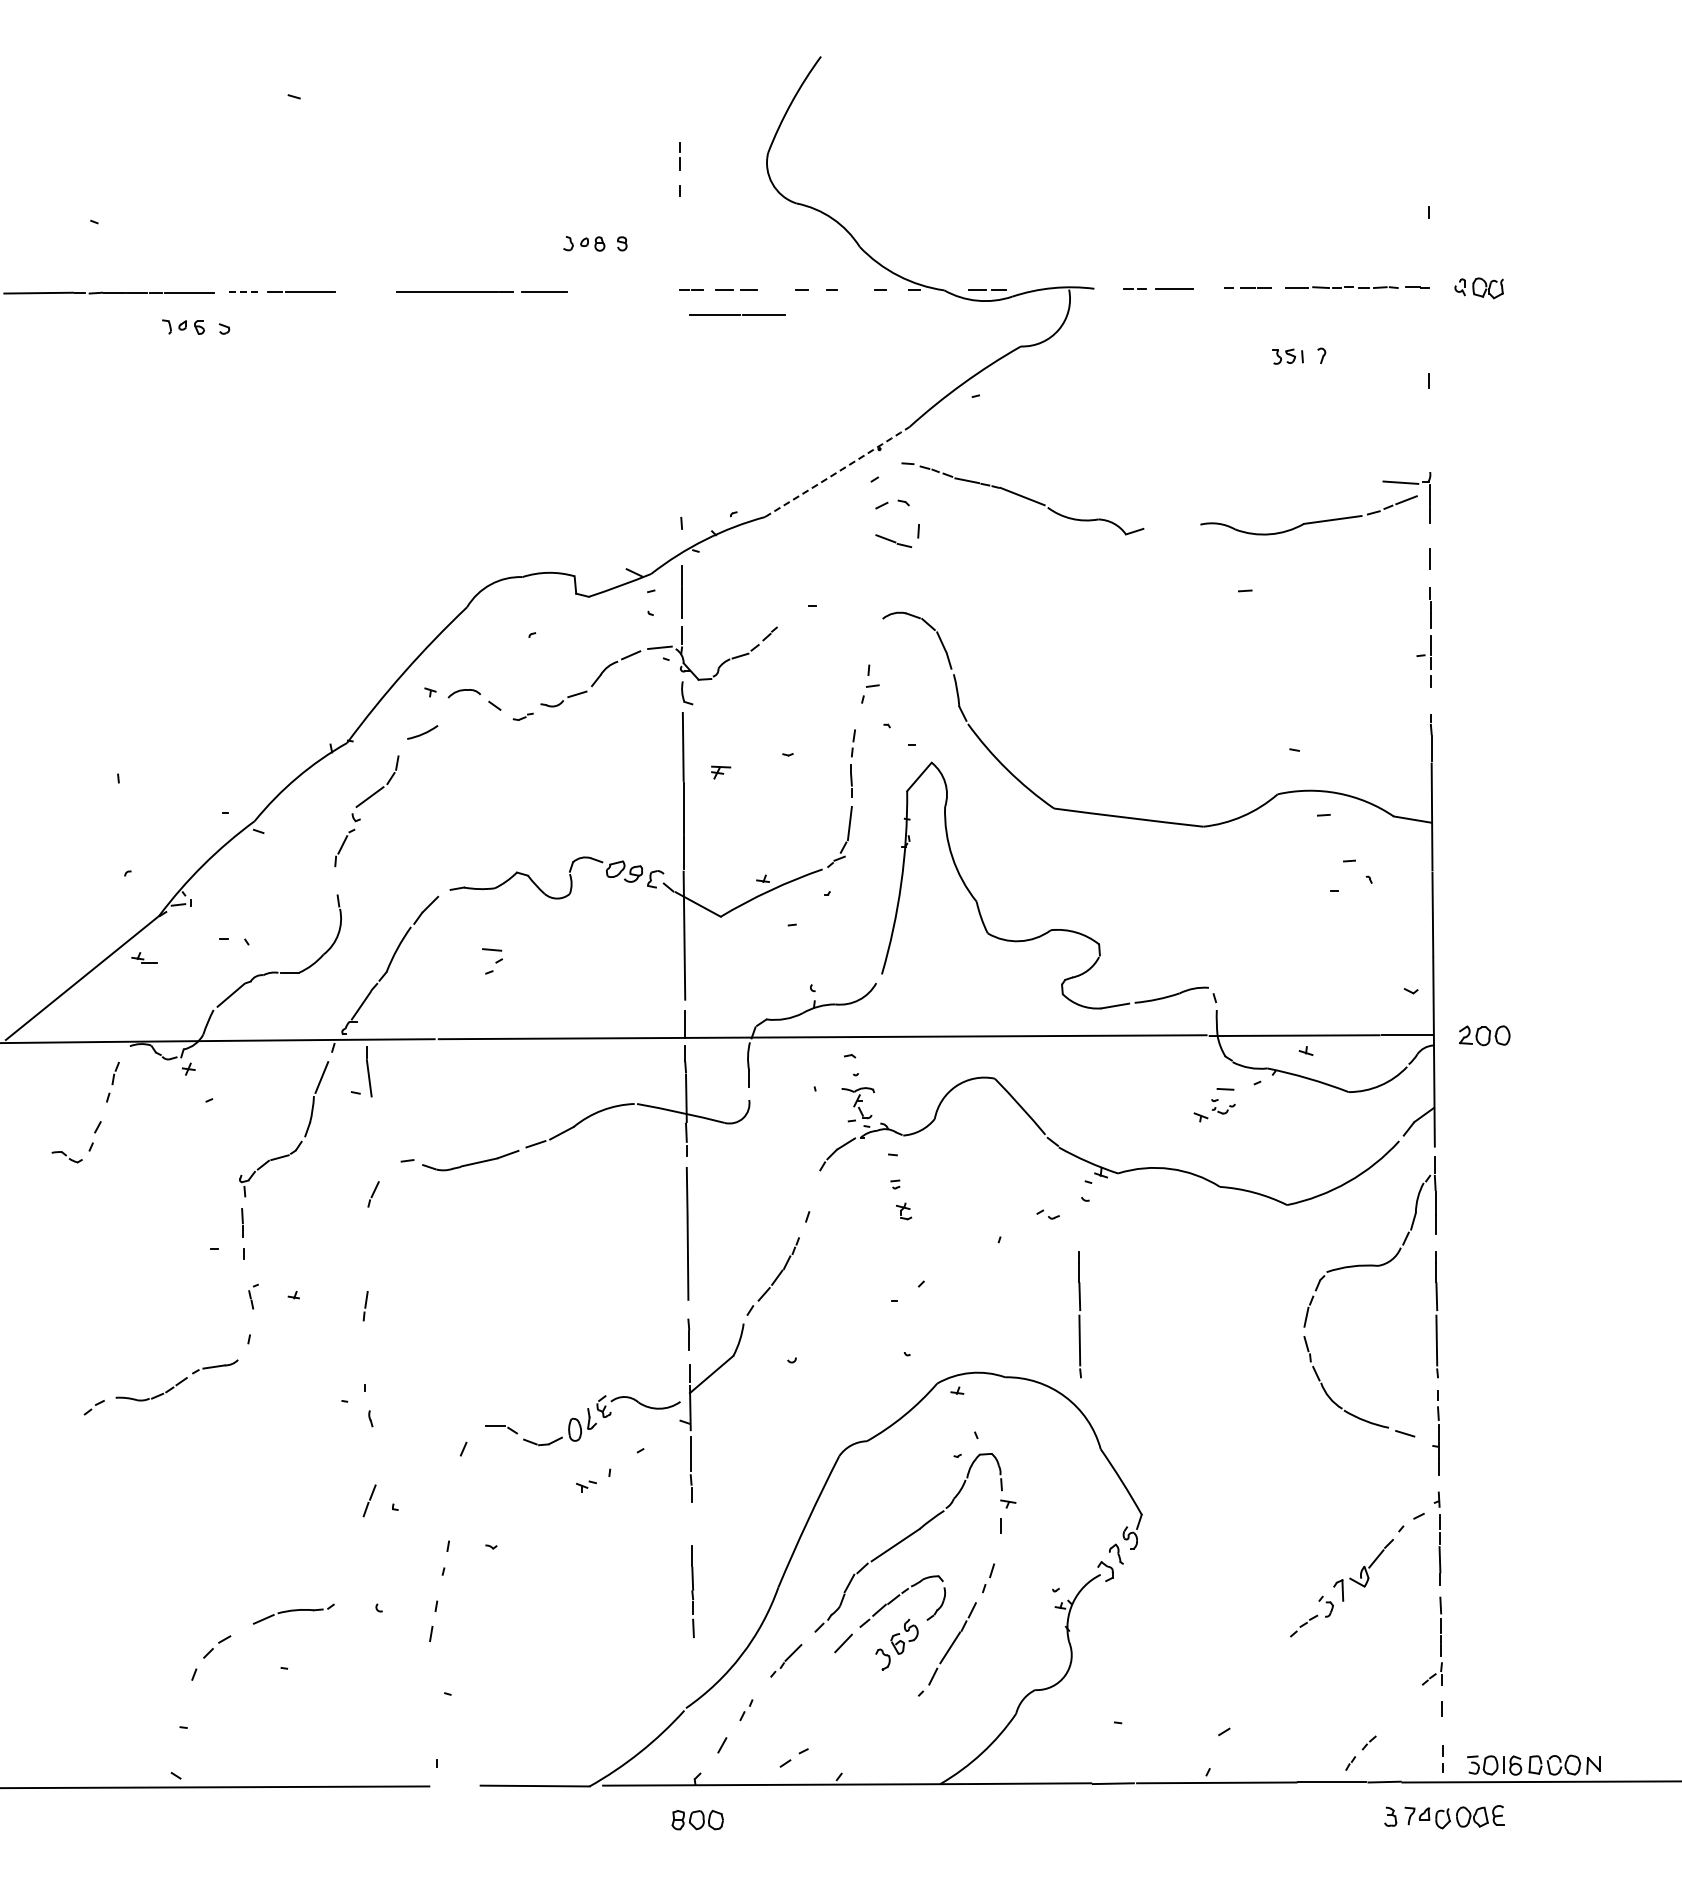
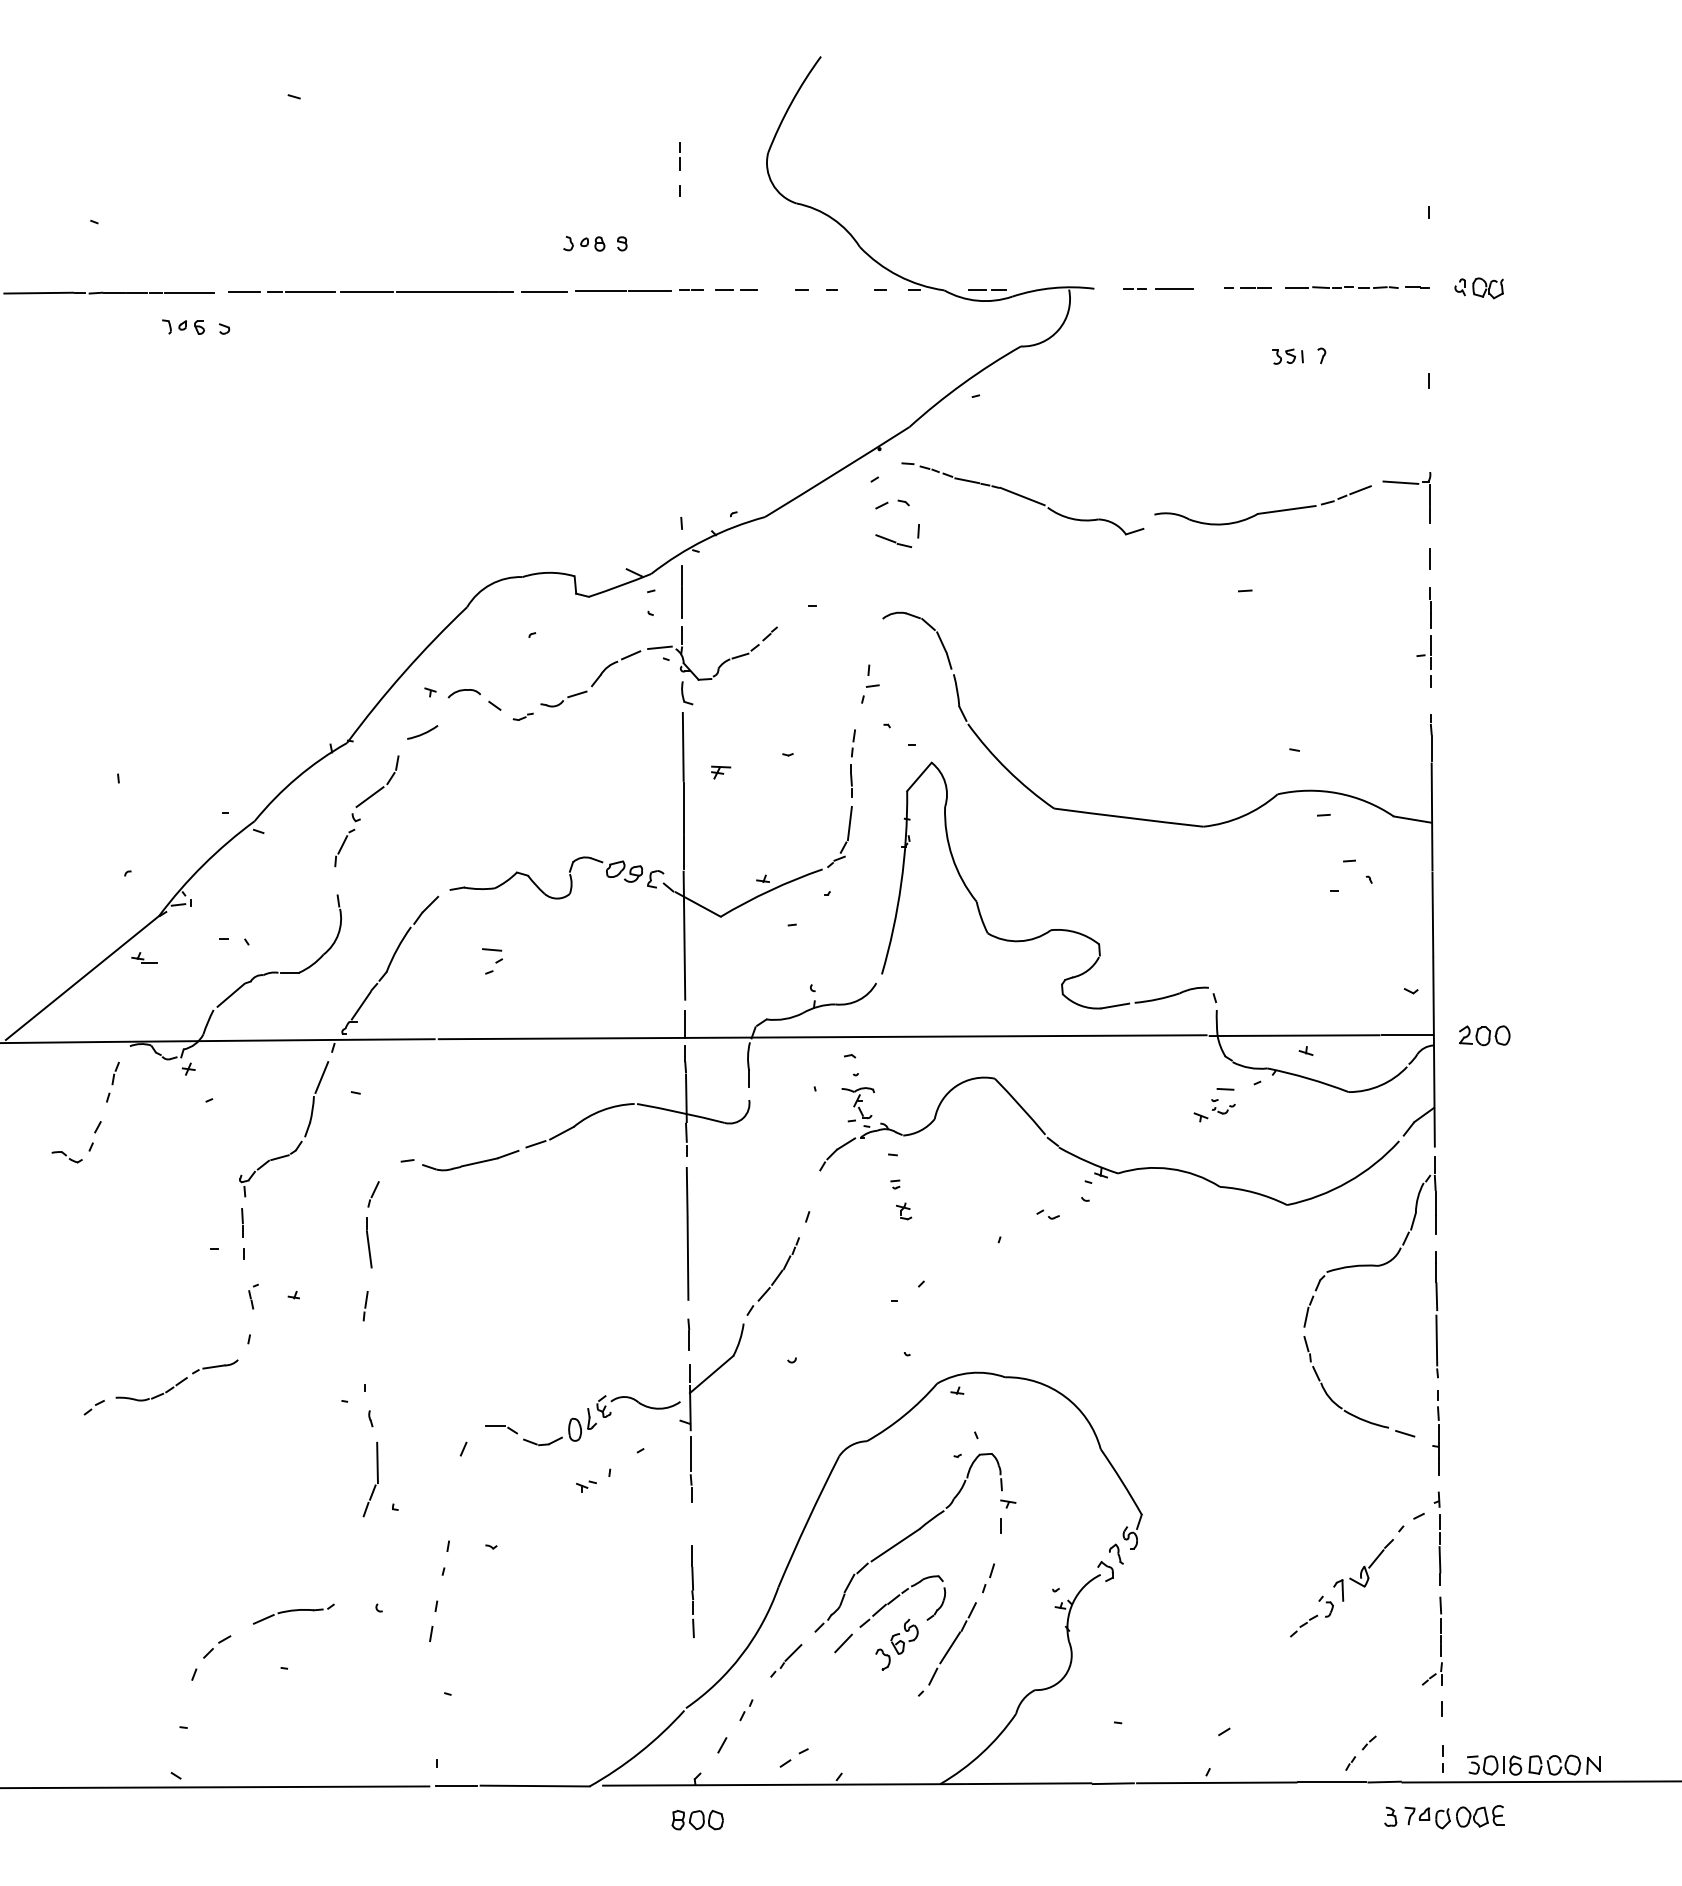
line: dashed -> solid (244, 291)
line: none -> present (366, 291)
line position: (737, 314) -> (623, 290) (623, 290)
arc: dashed -> solid (837, 472)
part position: (1308, 522) -> (1262, 512) (1262, 512)
part position: (369, 1071) -> (369, 1242) (369, 1242)
part: present -> none (1079, 1314)
line: none -> present (377, 1462)
line: none -> present (455, 1786)
